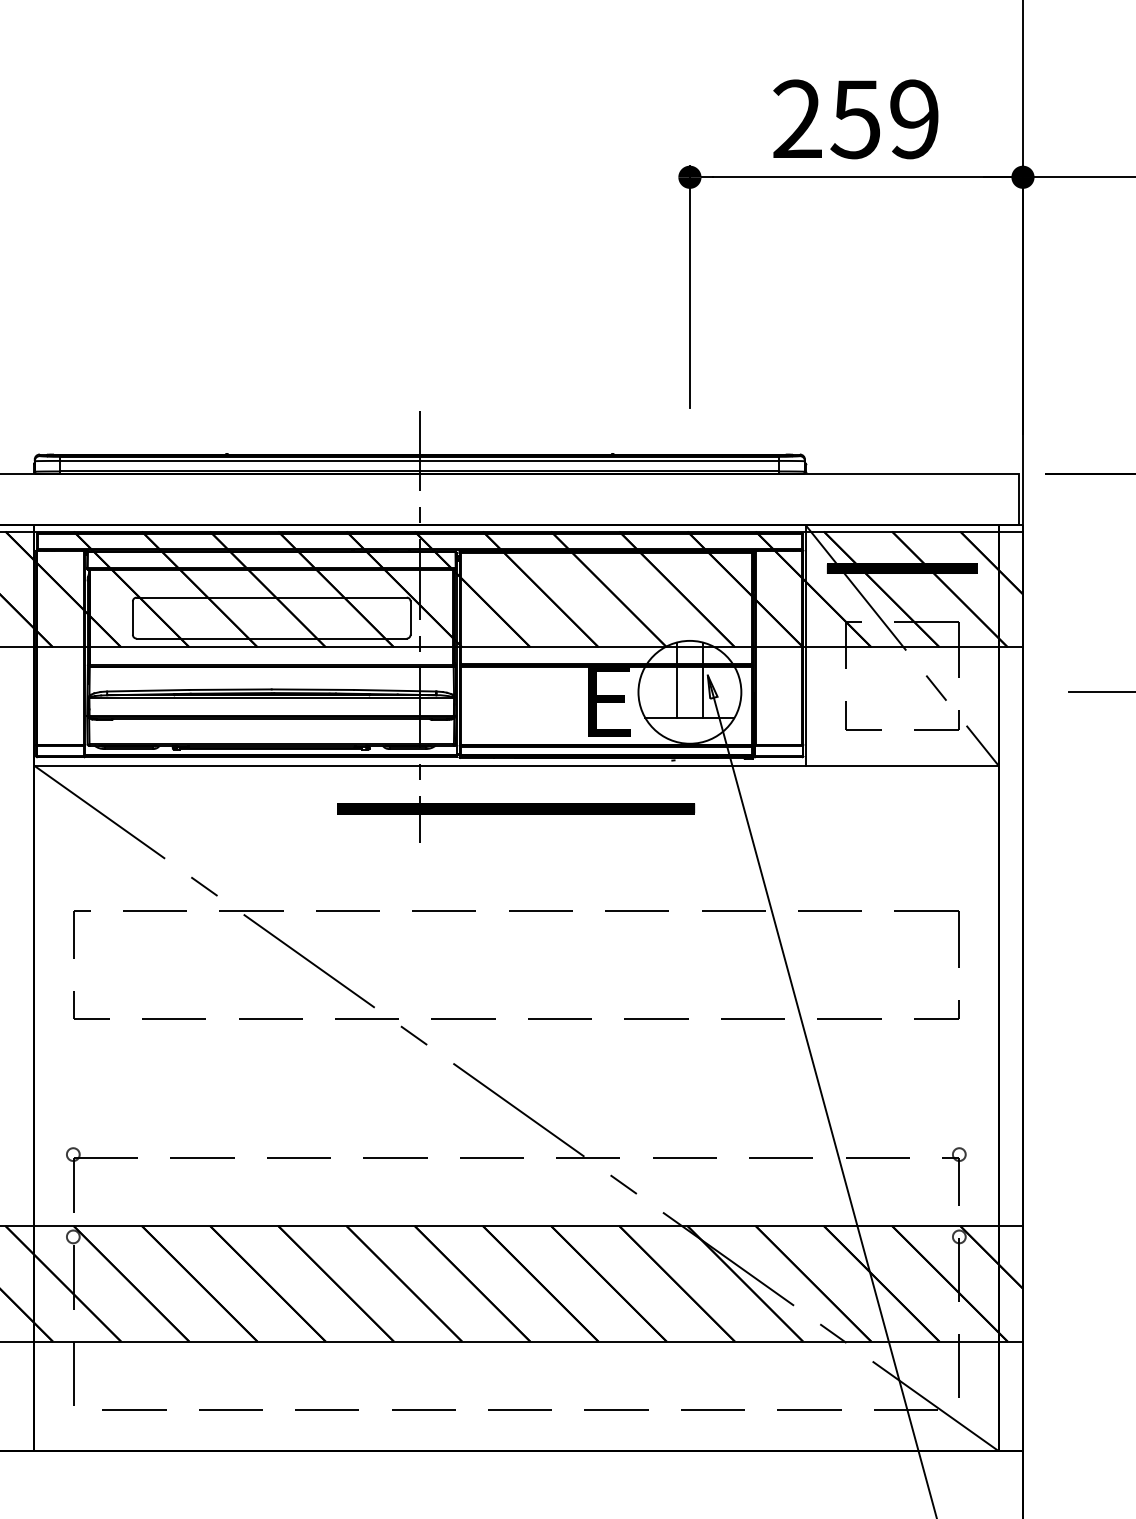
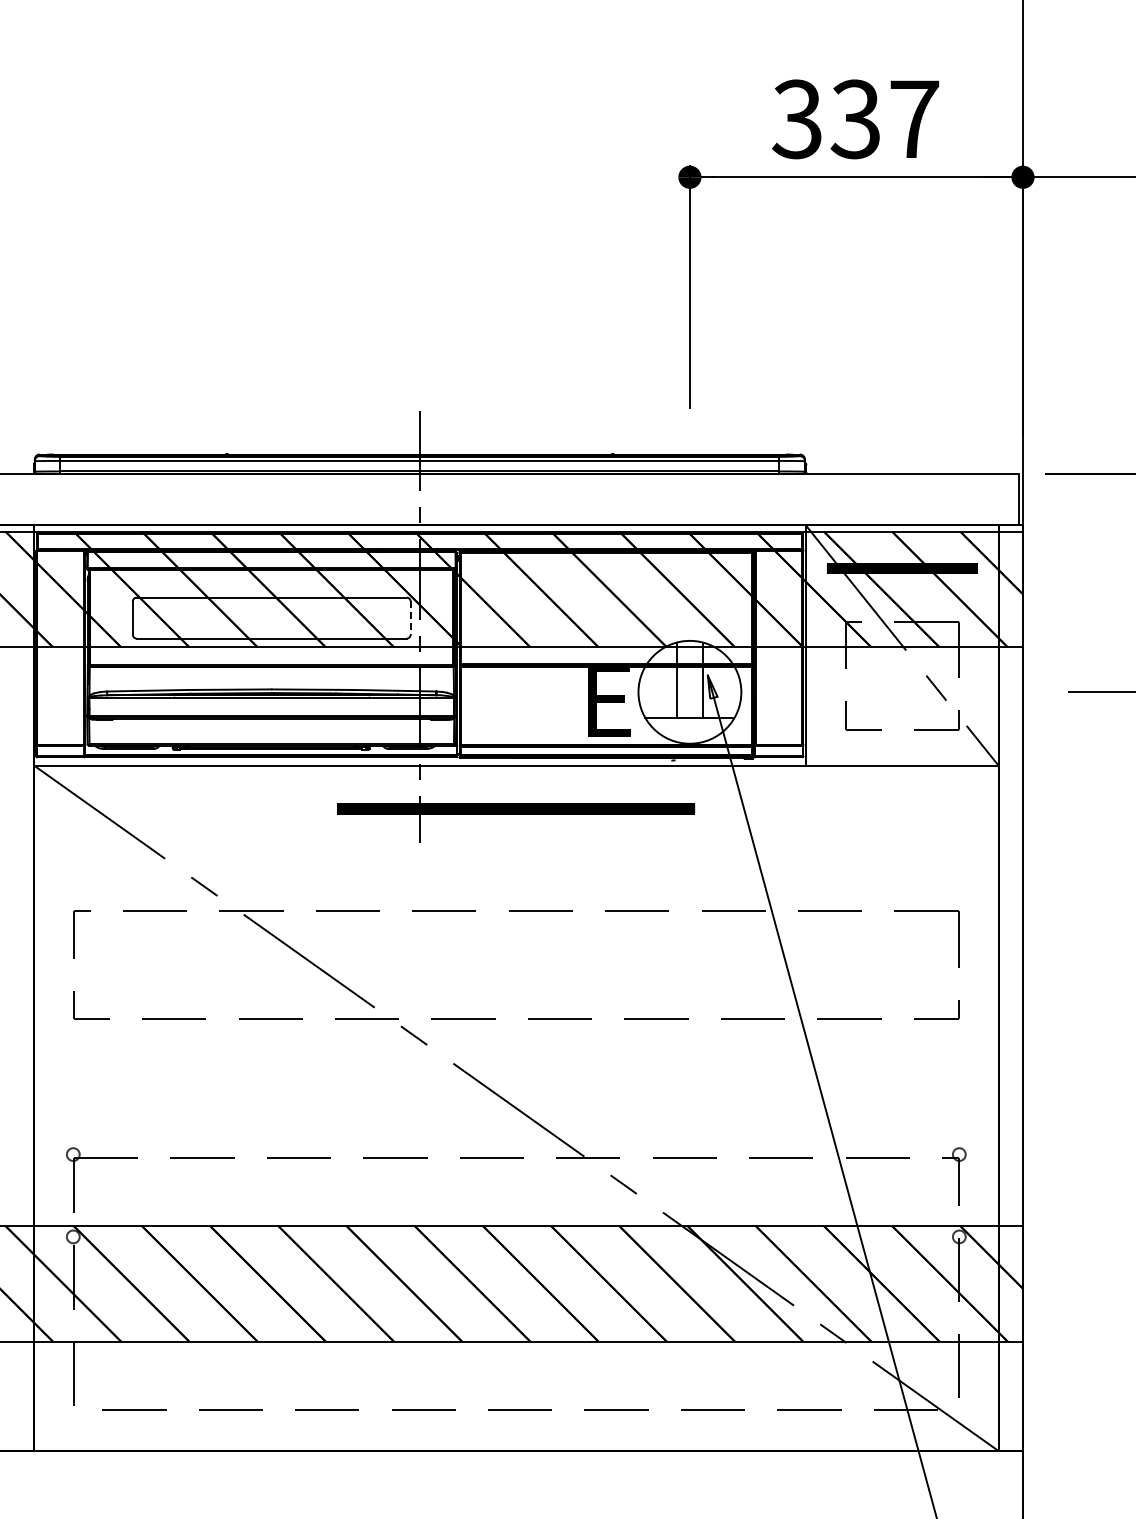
text: 259 -> 337 (855, 119)
line: solid -> dashed (410, 618)
